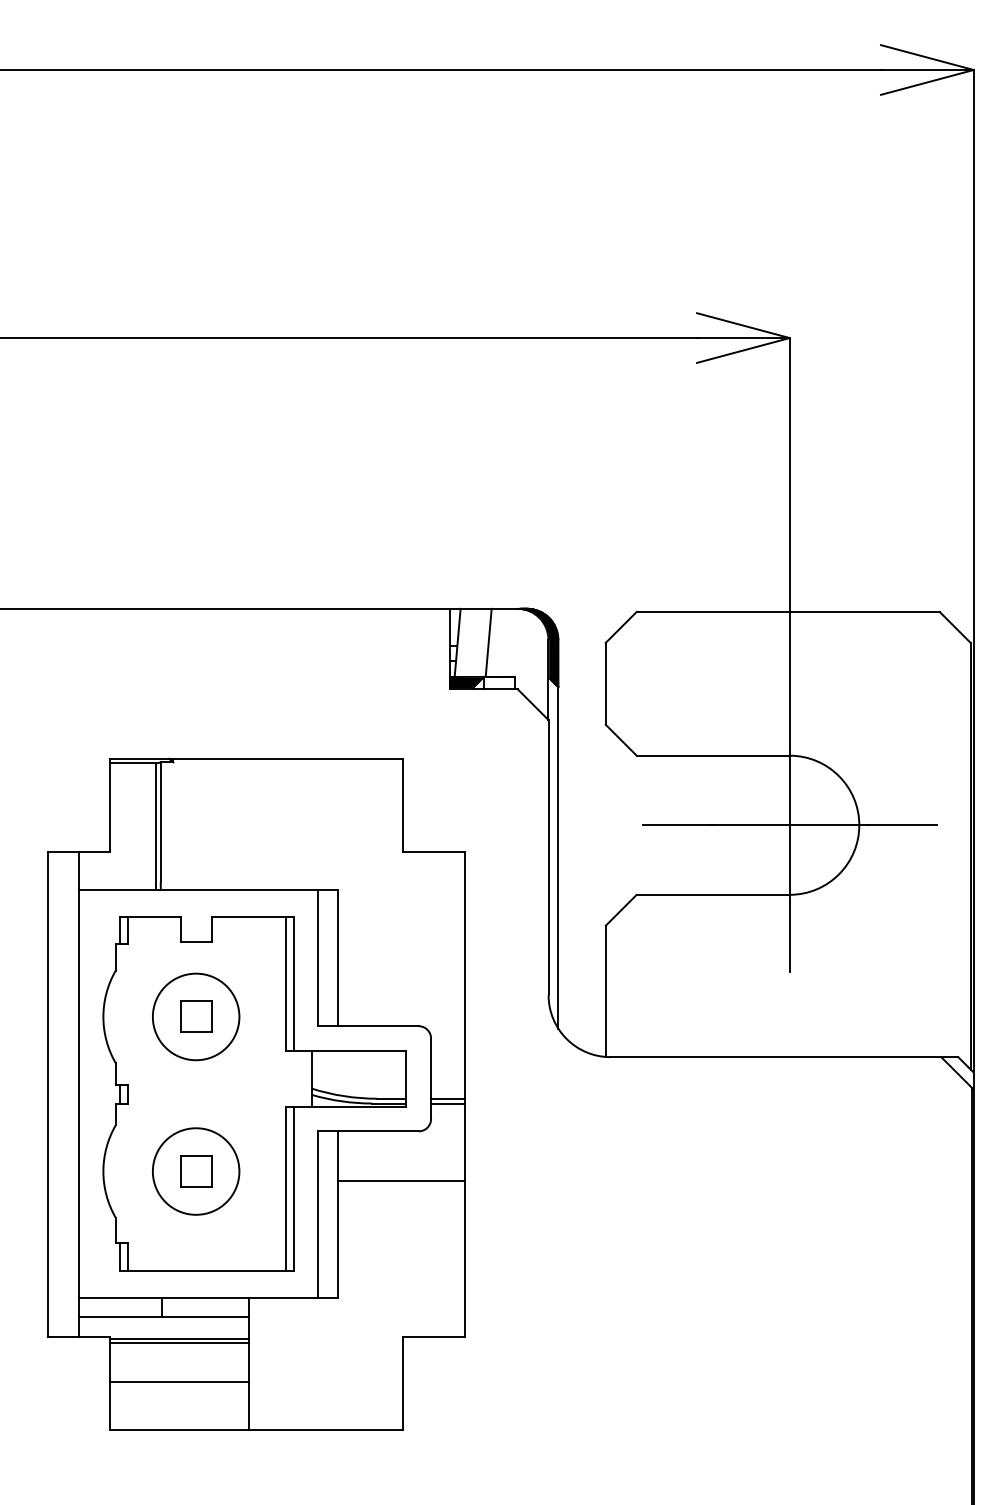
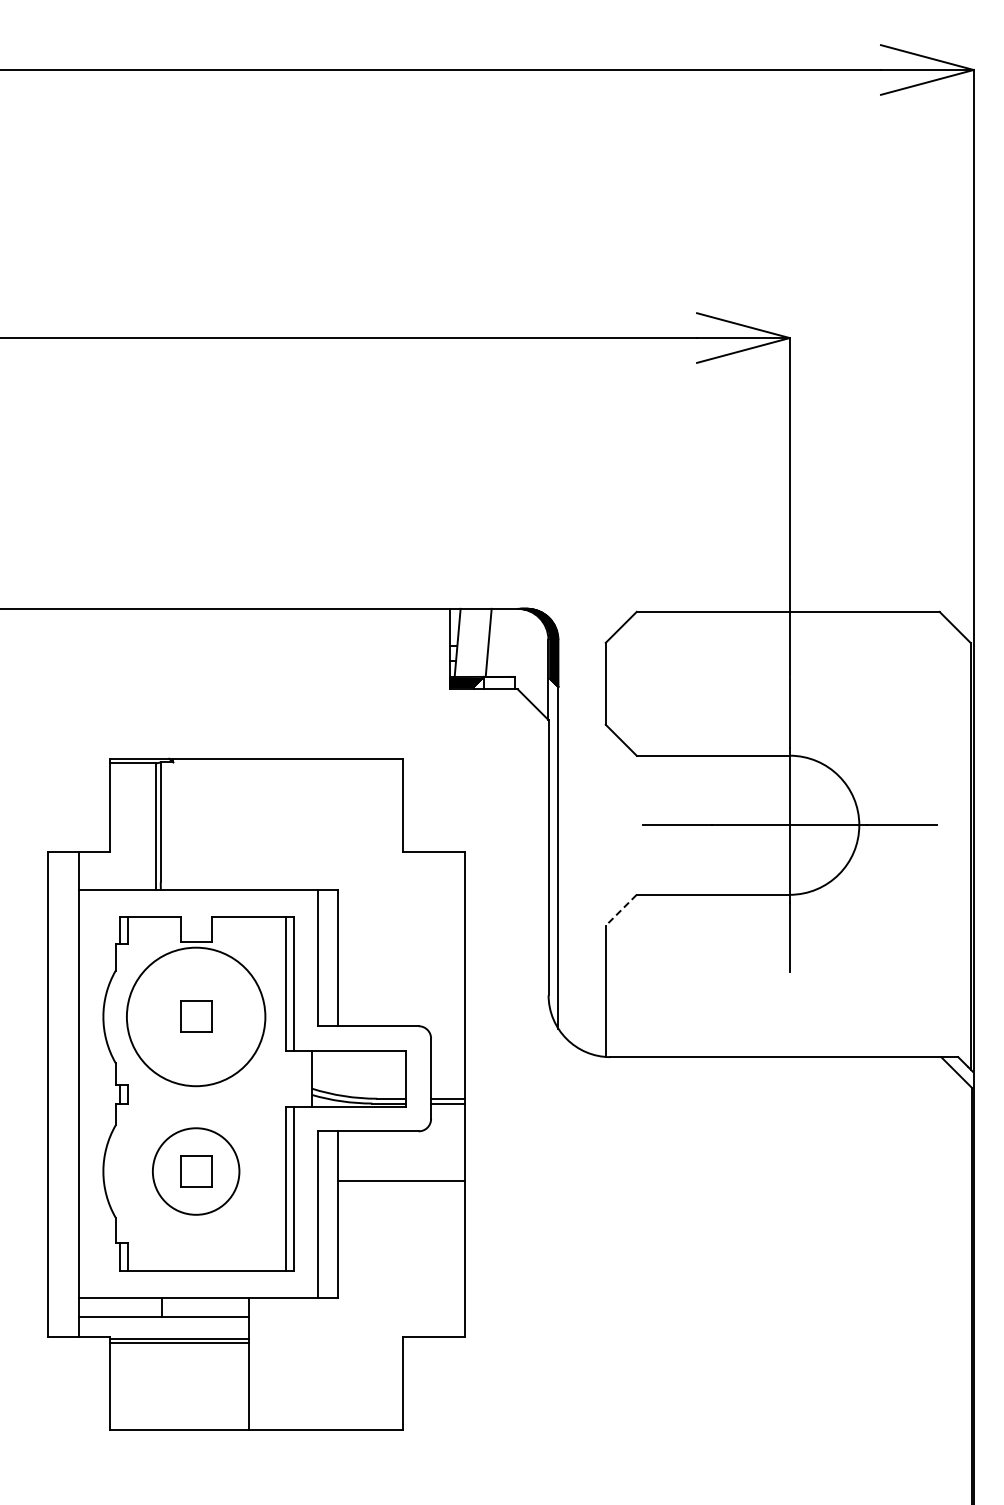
line: solid -> dashed (621, 910)
circle diameter: 87 px -> 139 px (195, 1016)
line: present -> none (178, 1381)
